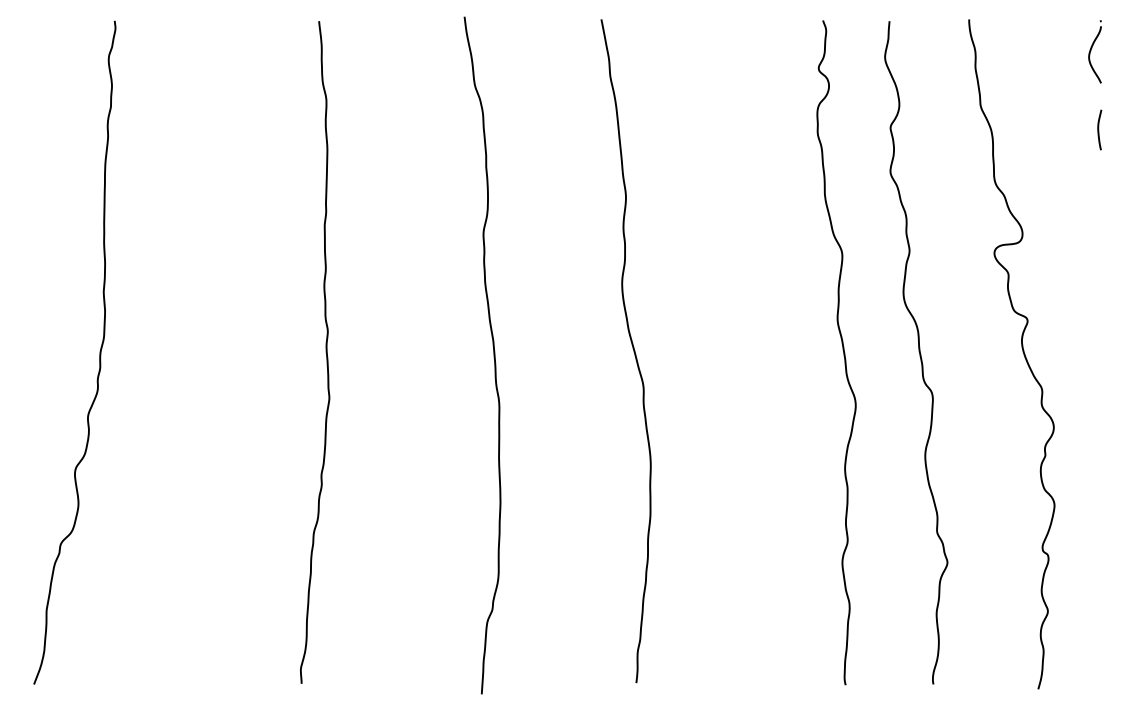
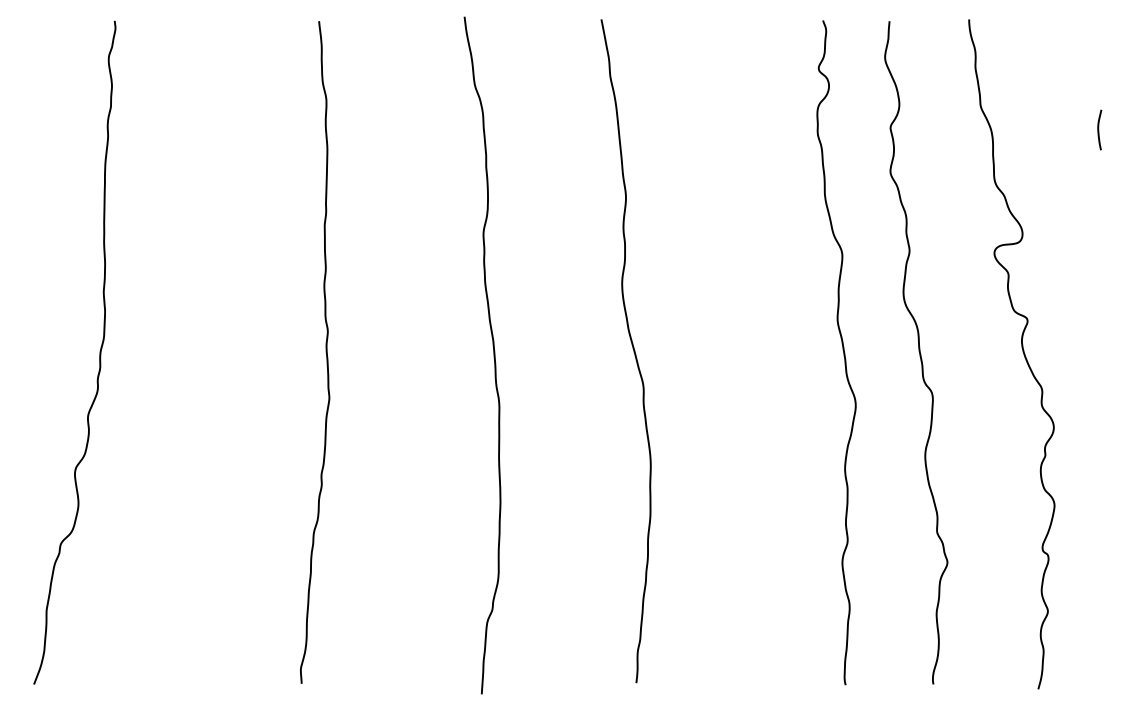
part: present -> none (1094, 51)
